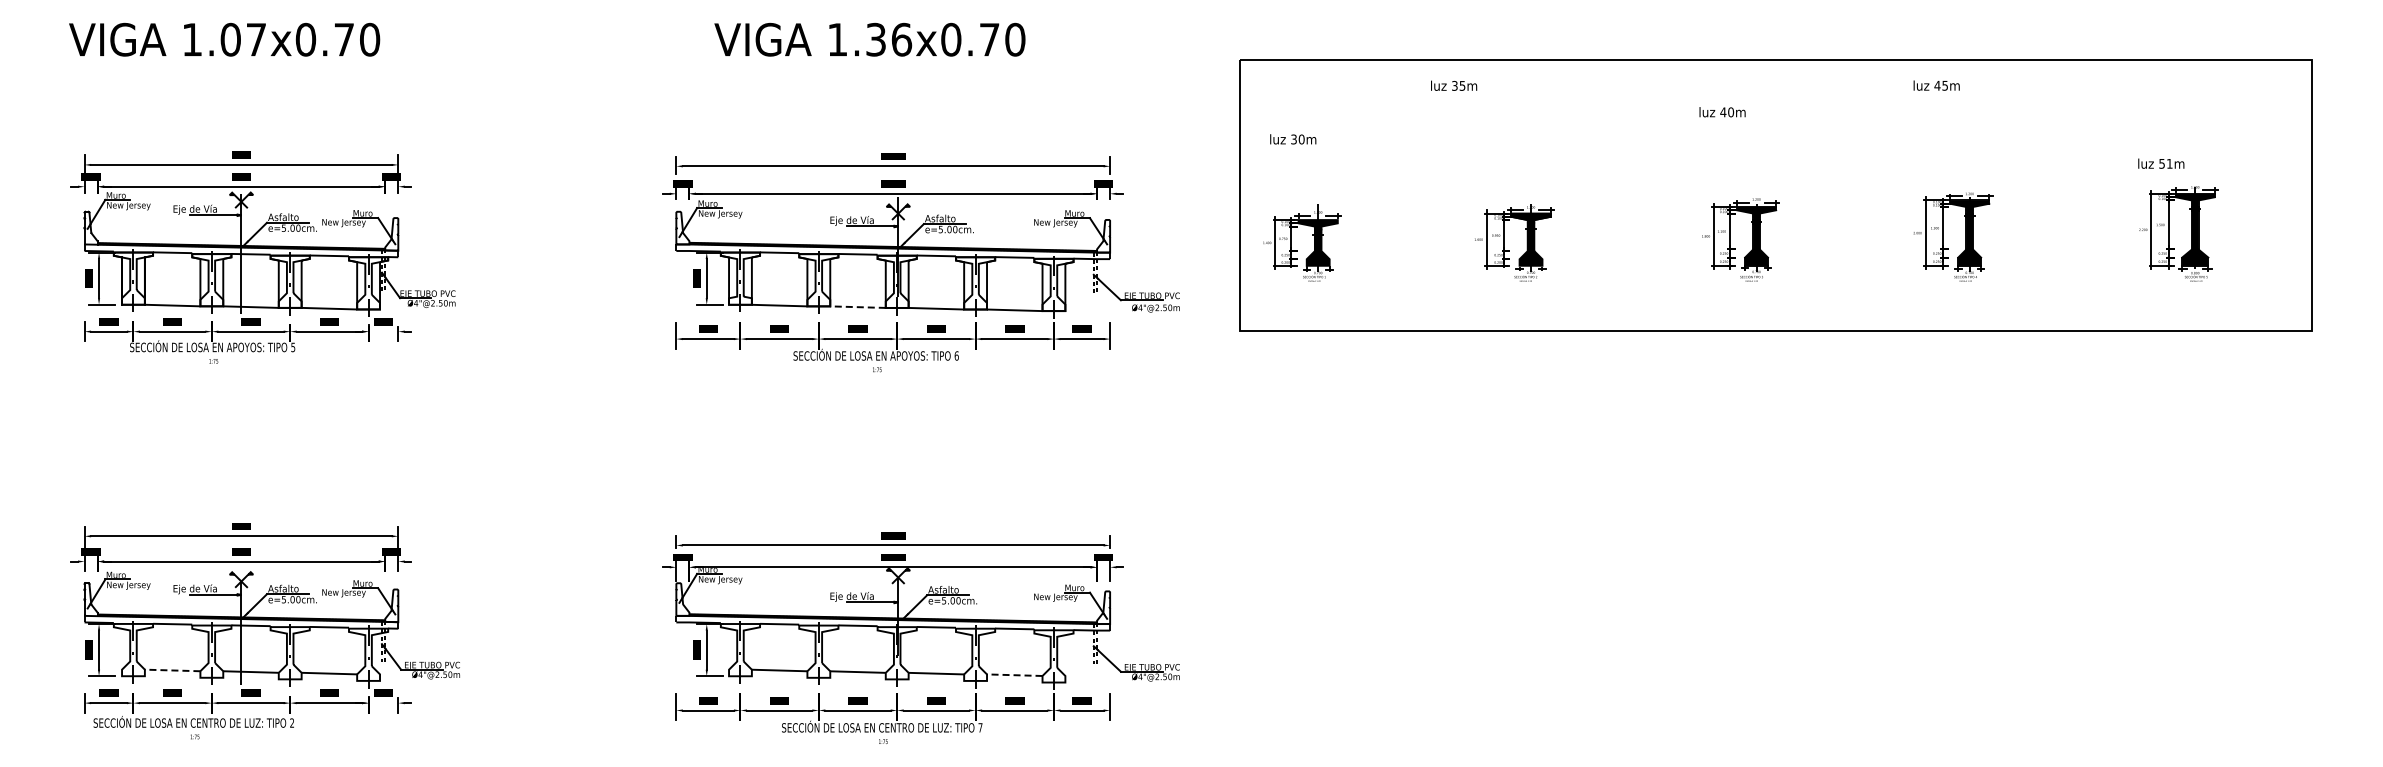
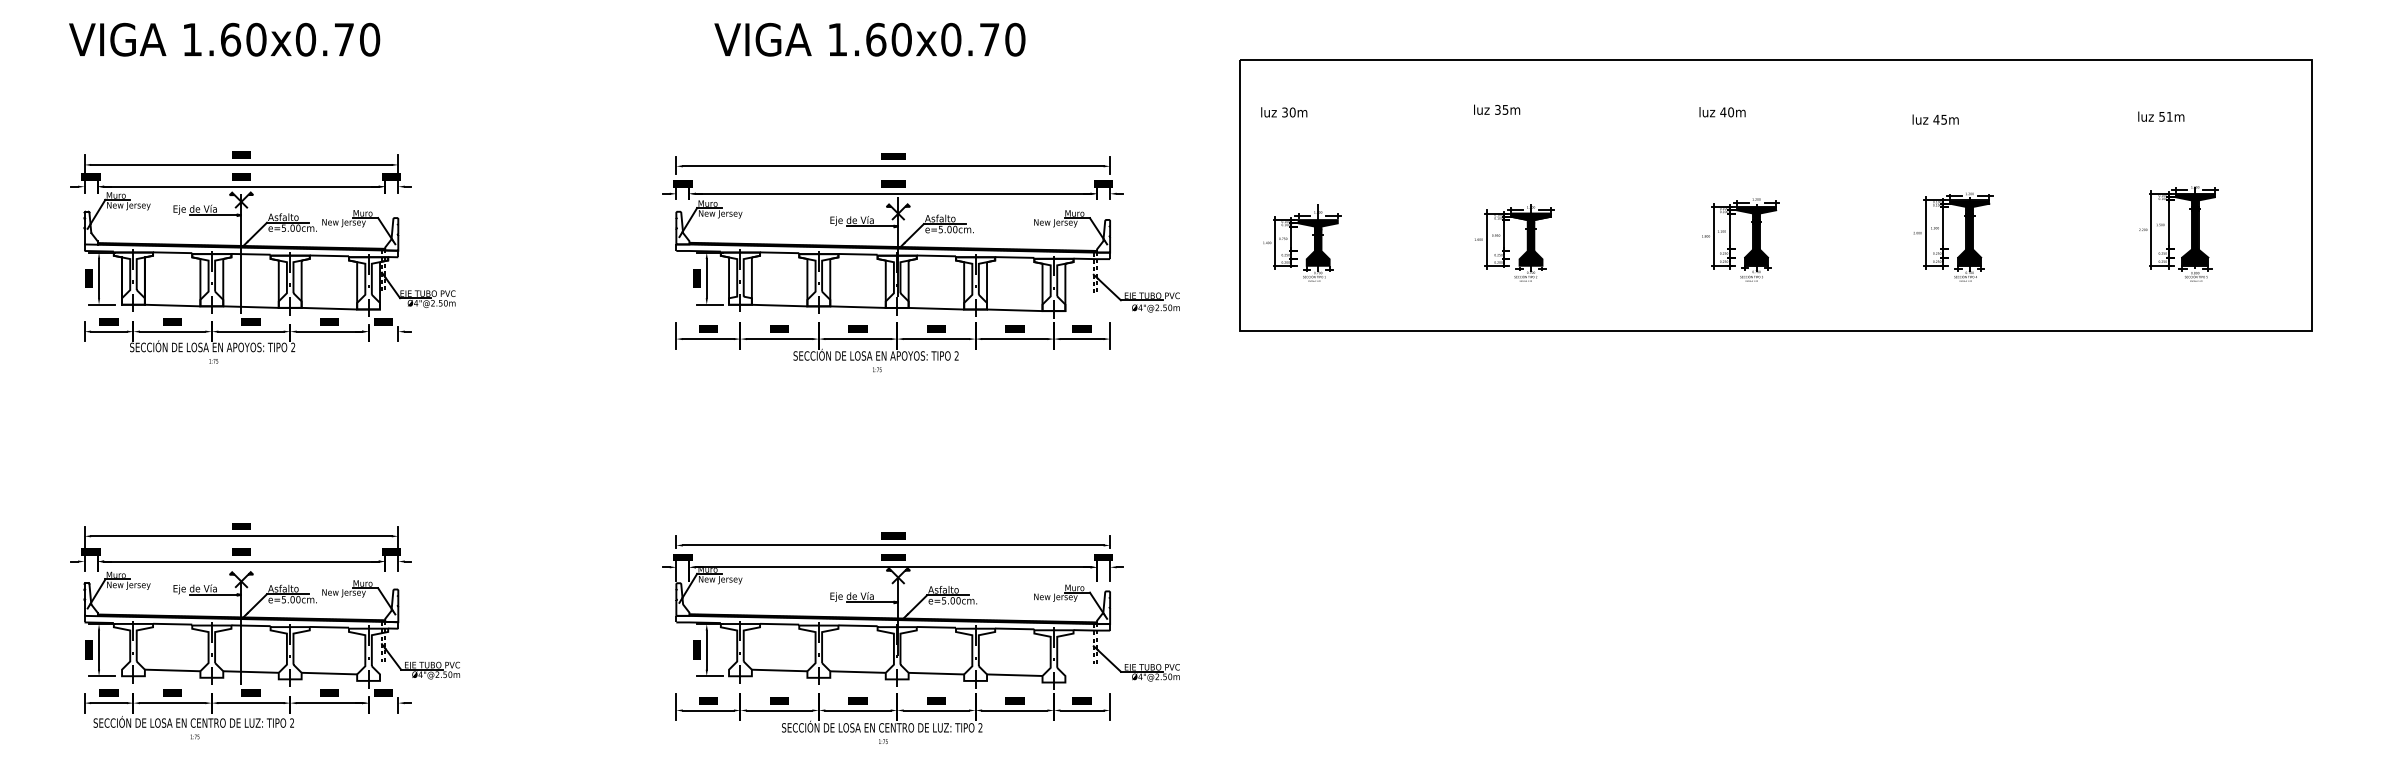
text: 1.07x0.70 -> 1.60x0.70 (243, 39)
text: 1.36x0.70 -> 1.60x0.70 (889, 39)
text position: (1454, 85) -> (1497, 109) (1497, 109)
text position: (1936, 85) -> (1935, 119) (1935, 119)
text position: (1293, 139) -> (1284, 112) (1284, 112)
text position: (2161, 163) -> (2161, 116) (2161, 116)
line: dashed -> solid (858, 307)
text: 5 -> 2 (293, 347)
text: 6 -> 2 (956, 355)
line: dashed -> solid (172, 670)
line: dashed -> solid (1014, 675)
text: 7 -> 2 (980, 727)
